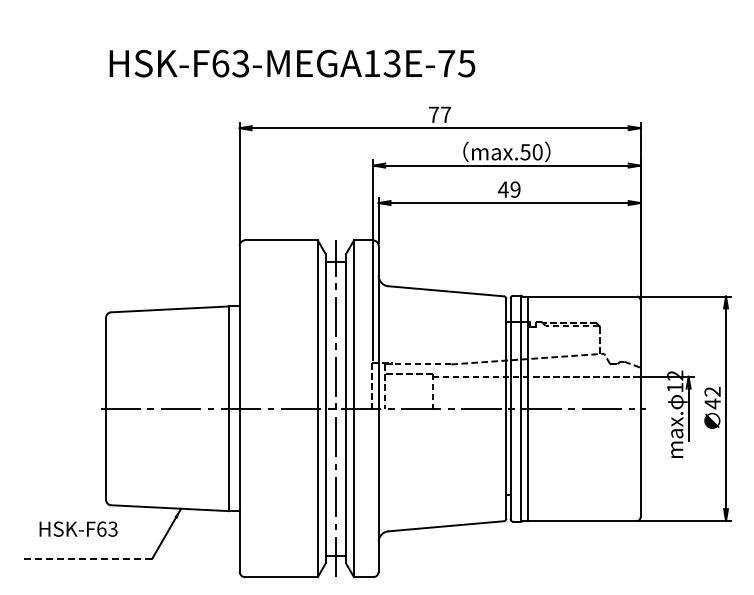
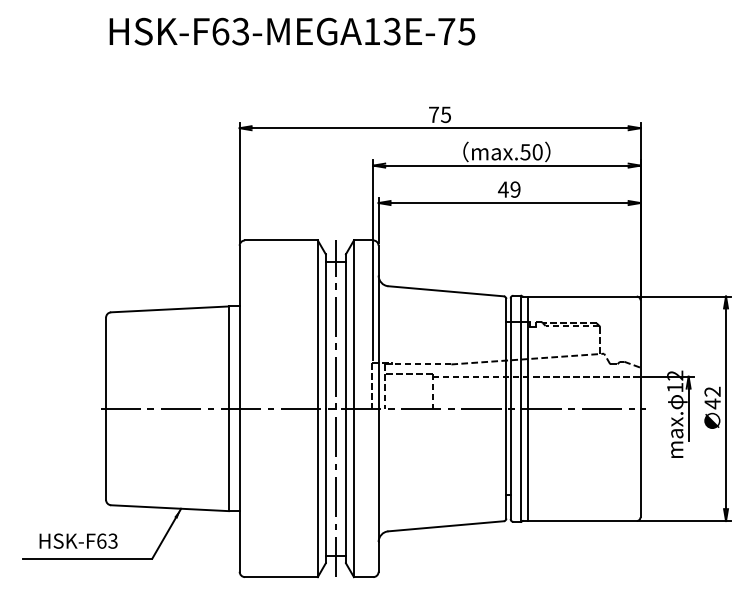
text position: (292, 63) -> (292, 31) (292, 31)
text: 77 -> 75 (446, 114)
text position: (78, 528) -> (78, 540) (78, 540)
line: dashed -> solid (87, 558)
